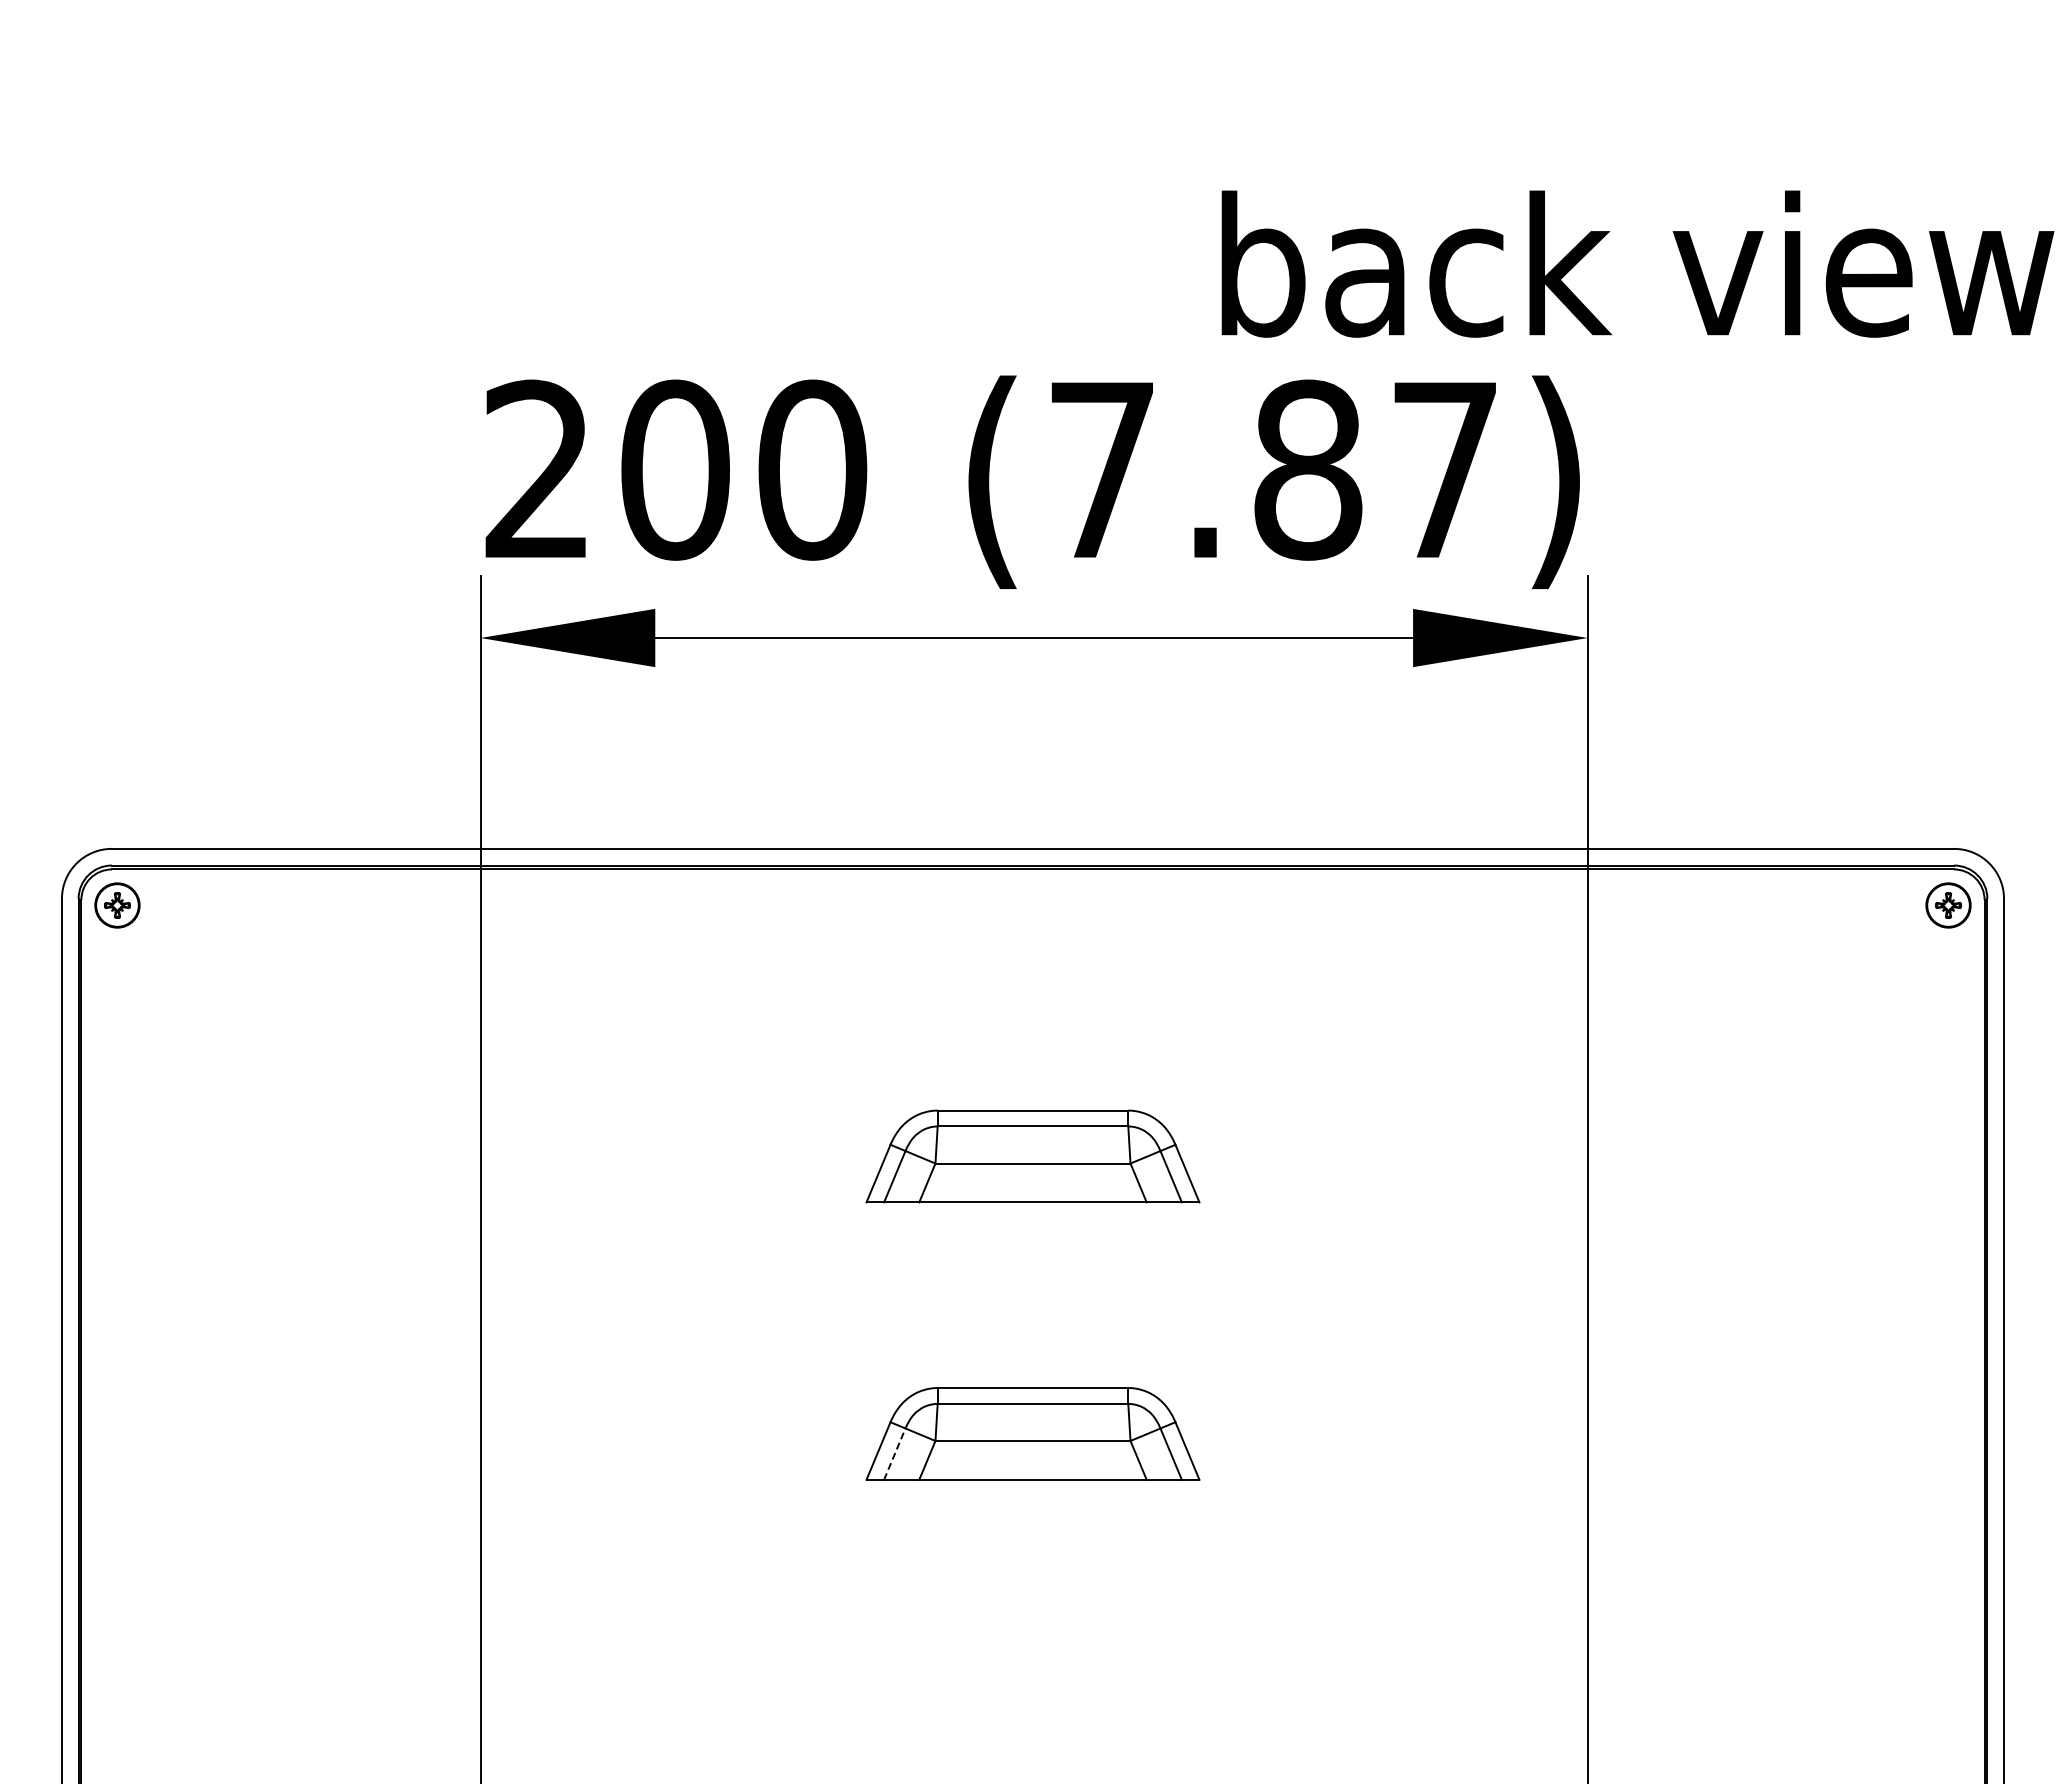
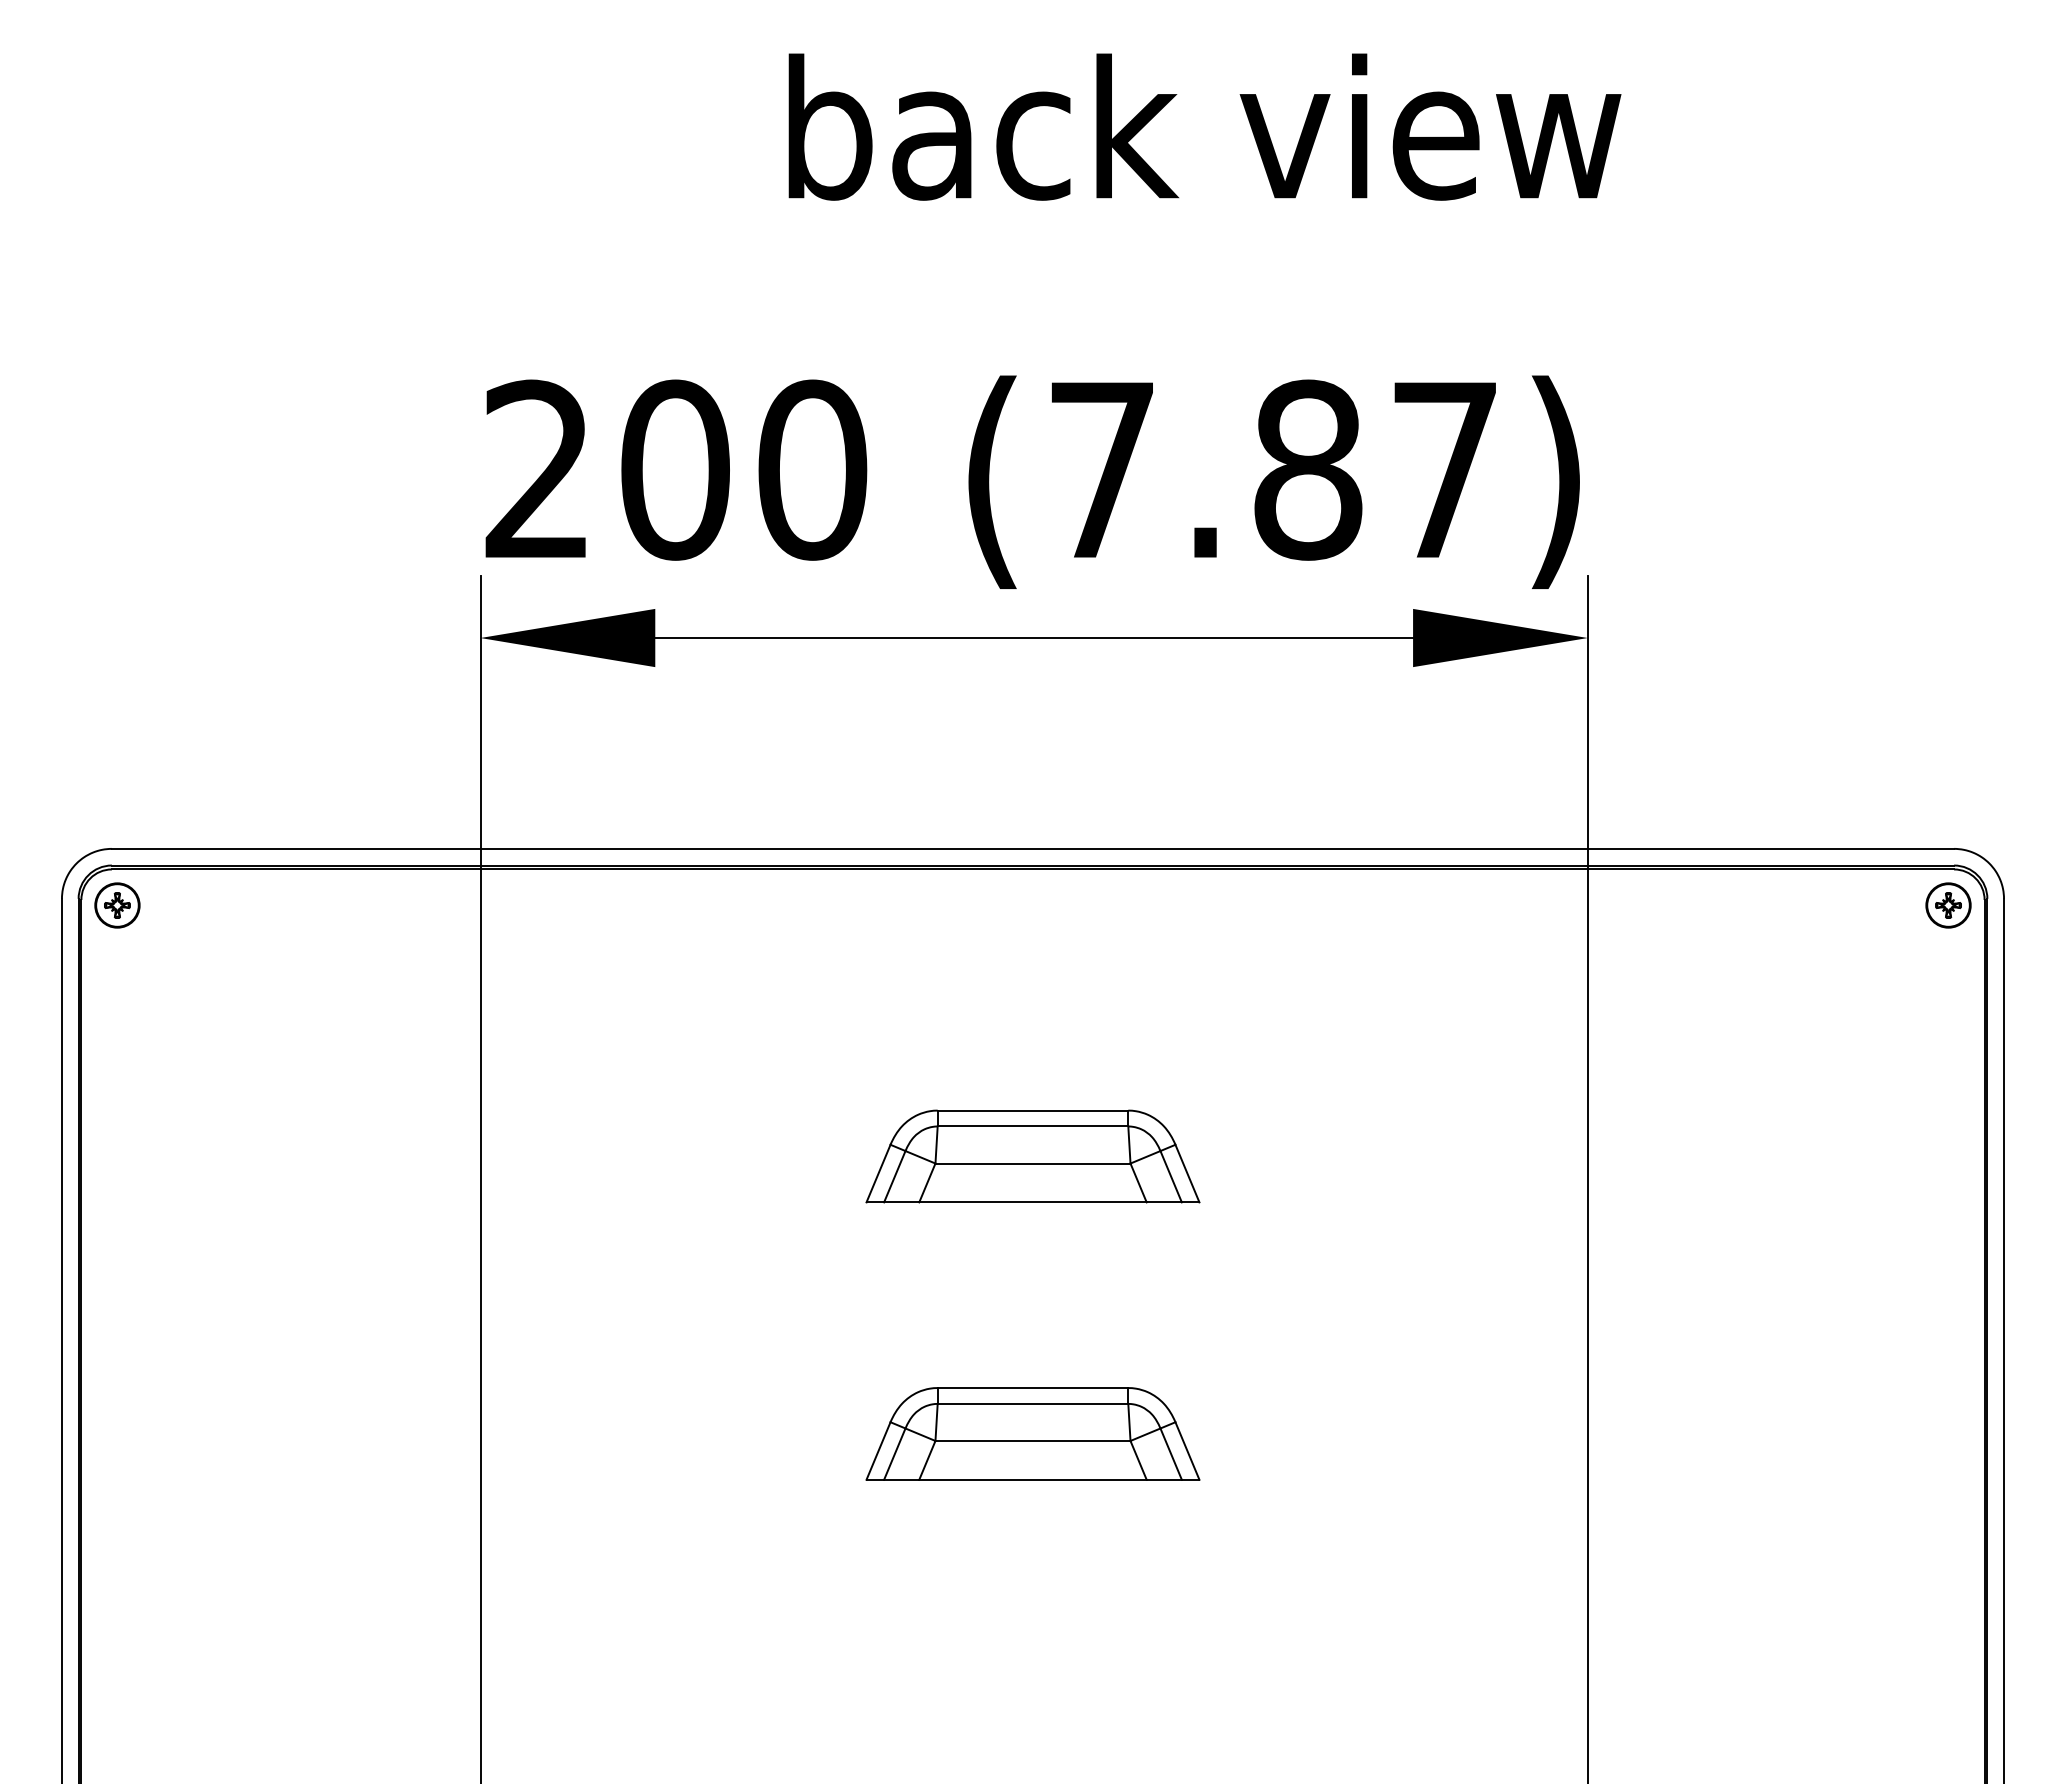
text position: (1637, 263) -> (1204, 126) (1204, 126)
line: dashed -> solid (894, 1454)
